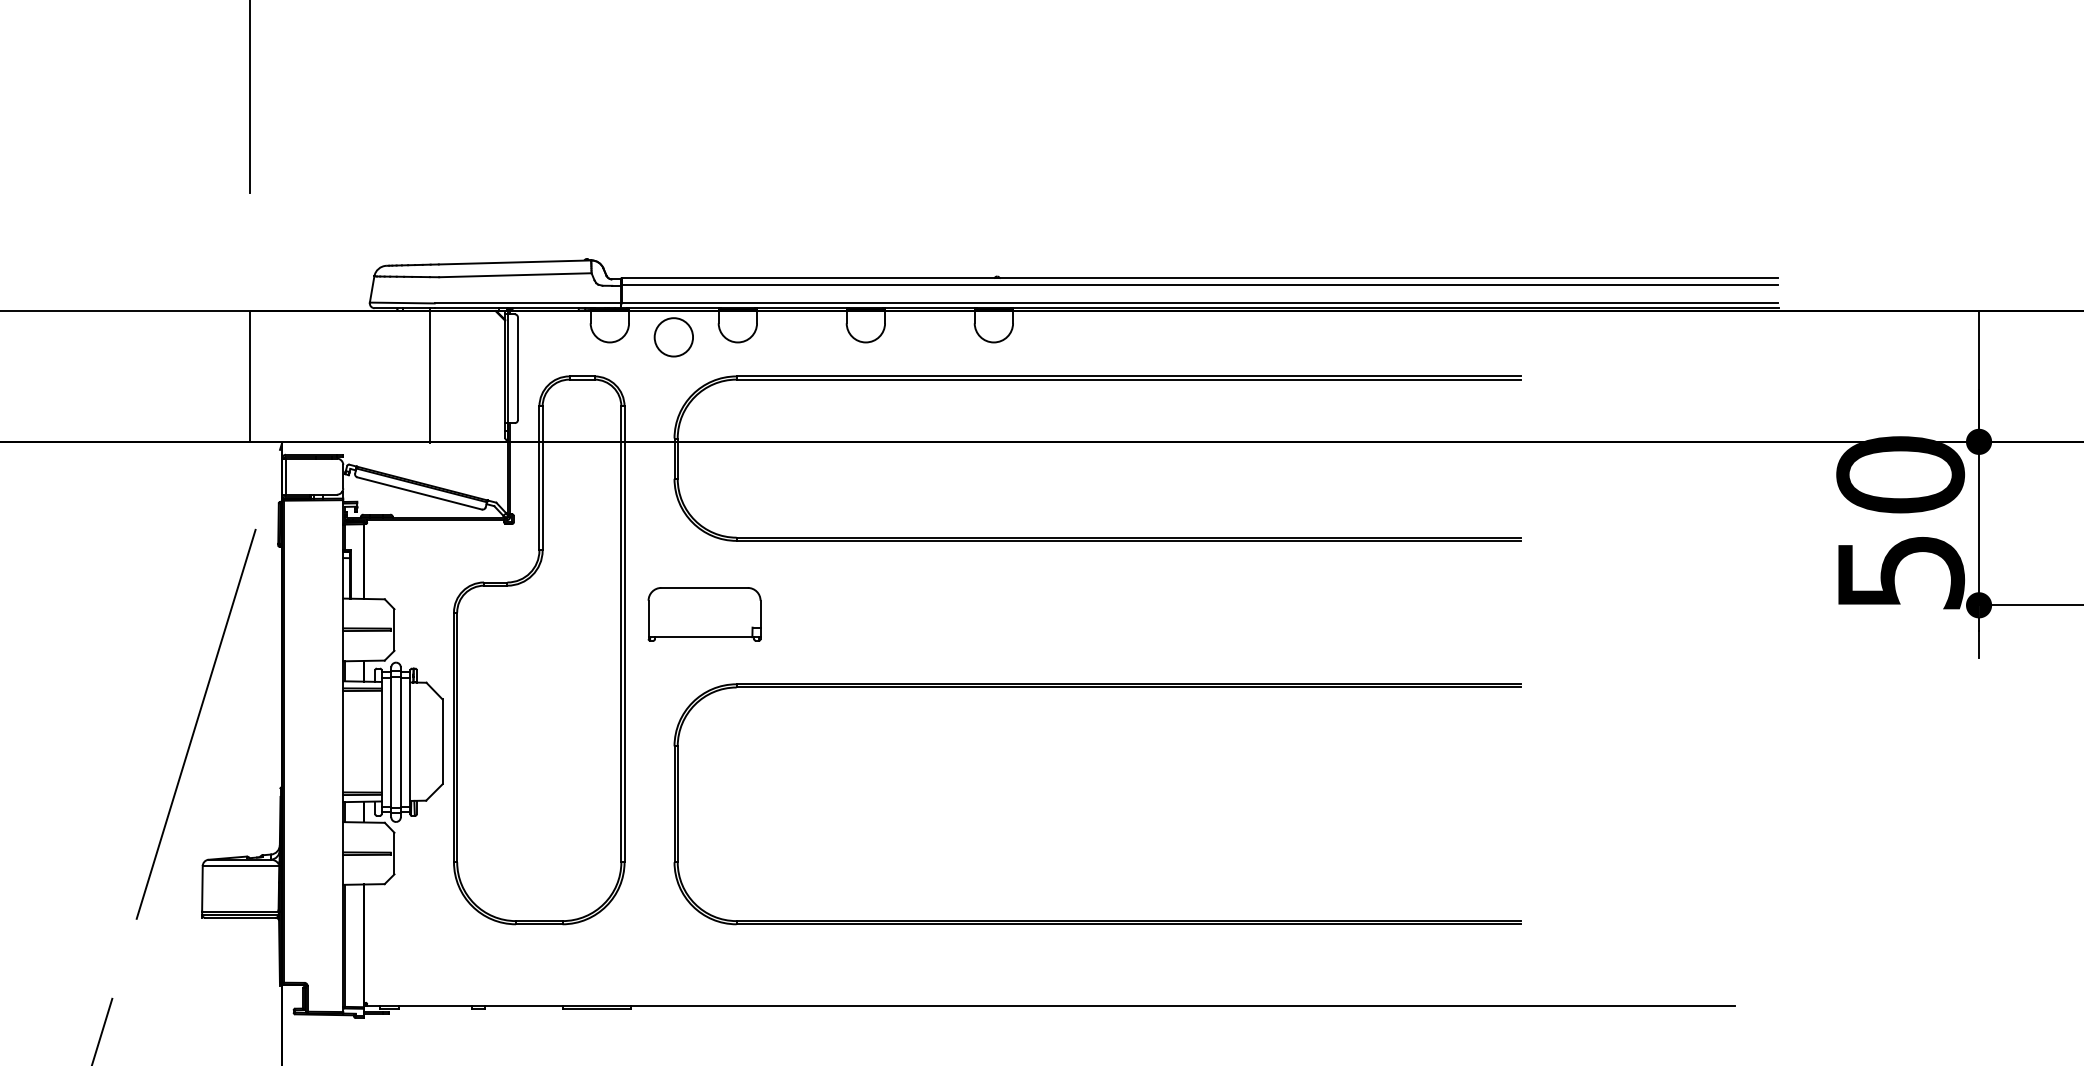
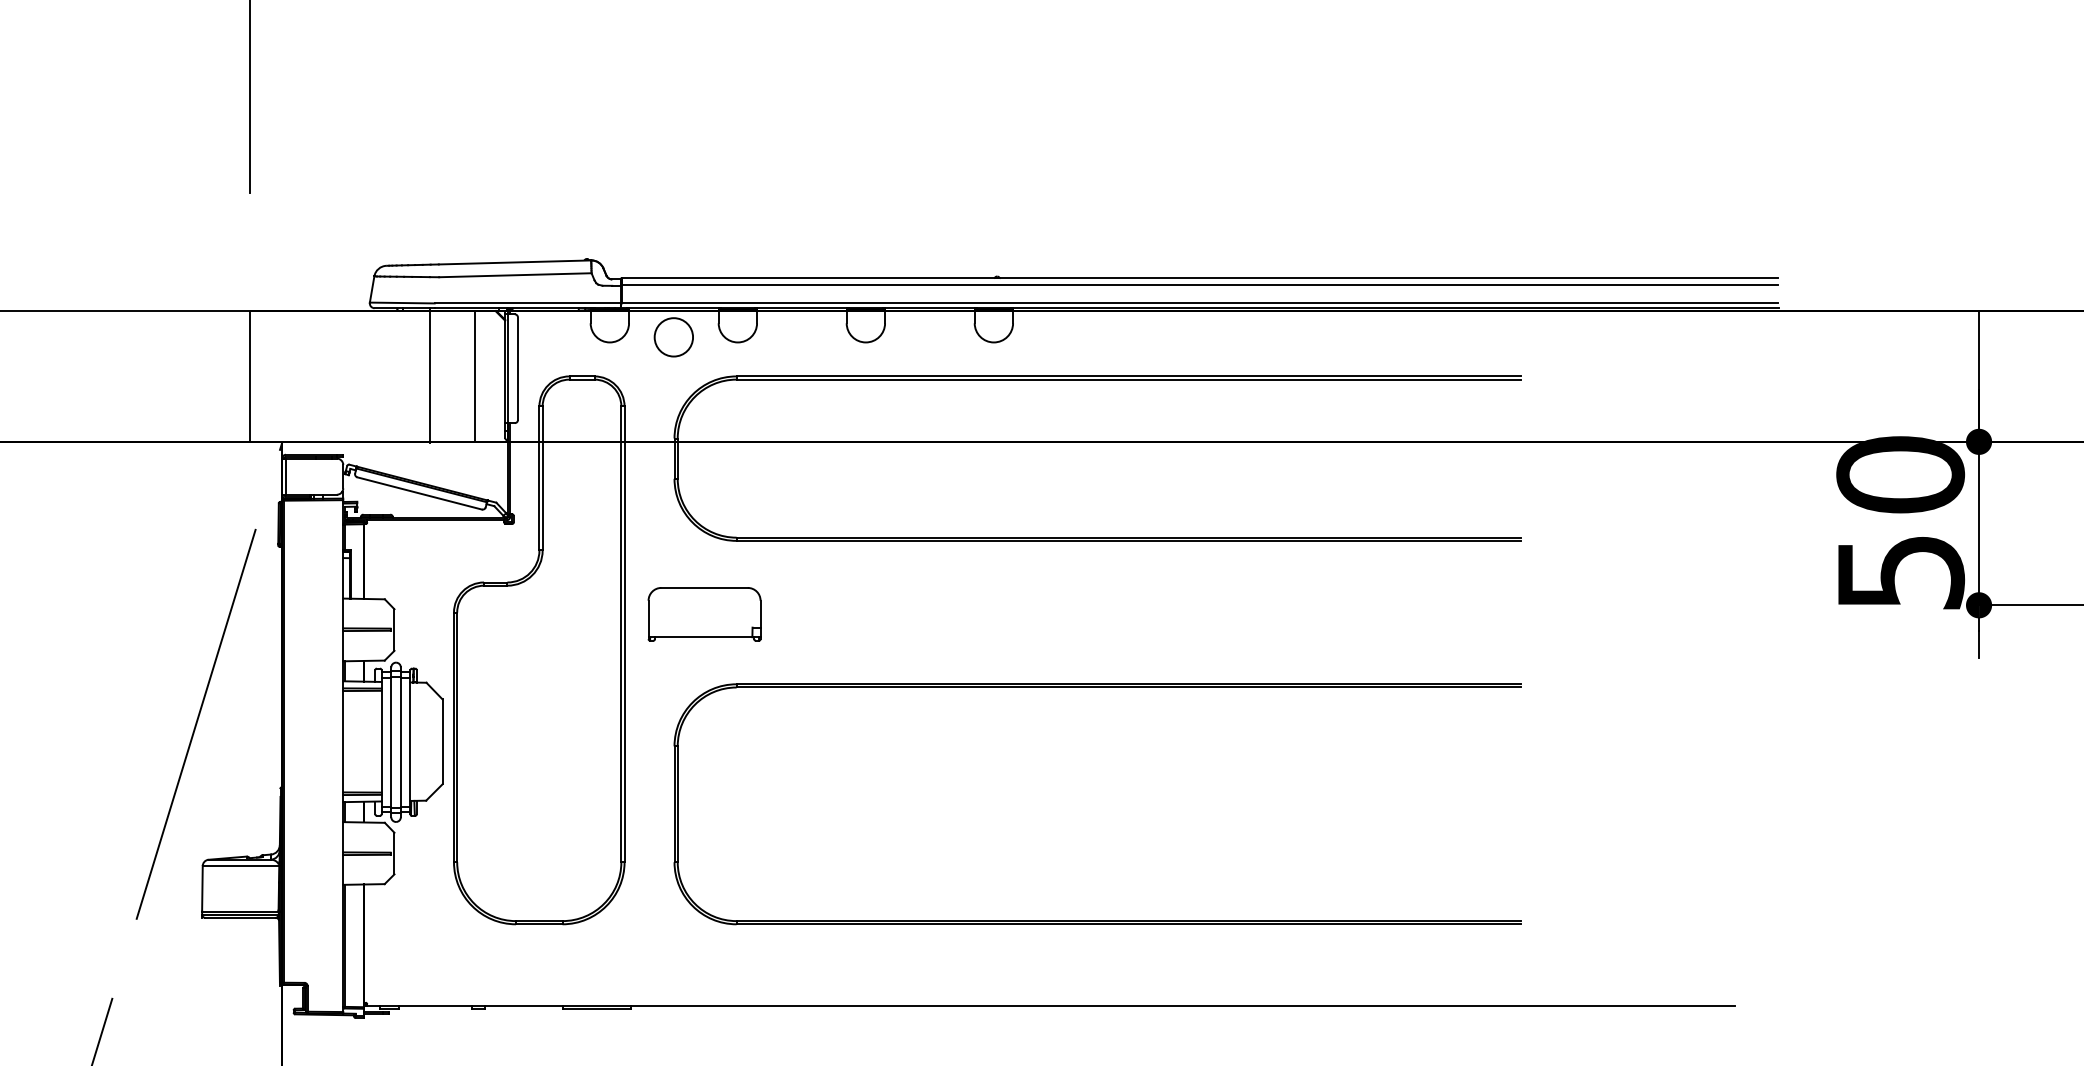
line: none -> present (475, 376)
